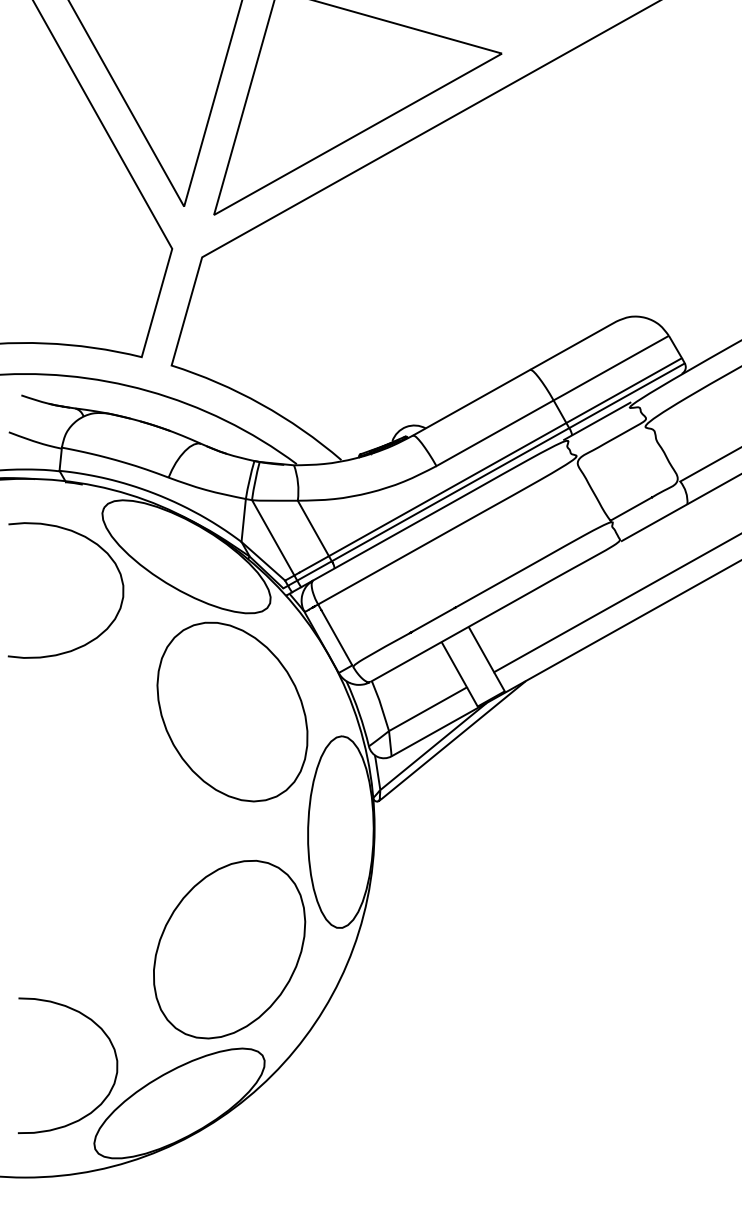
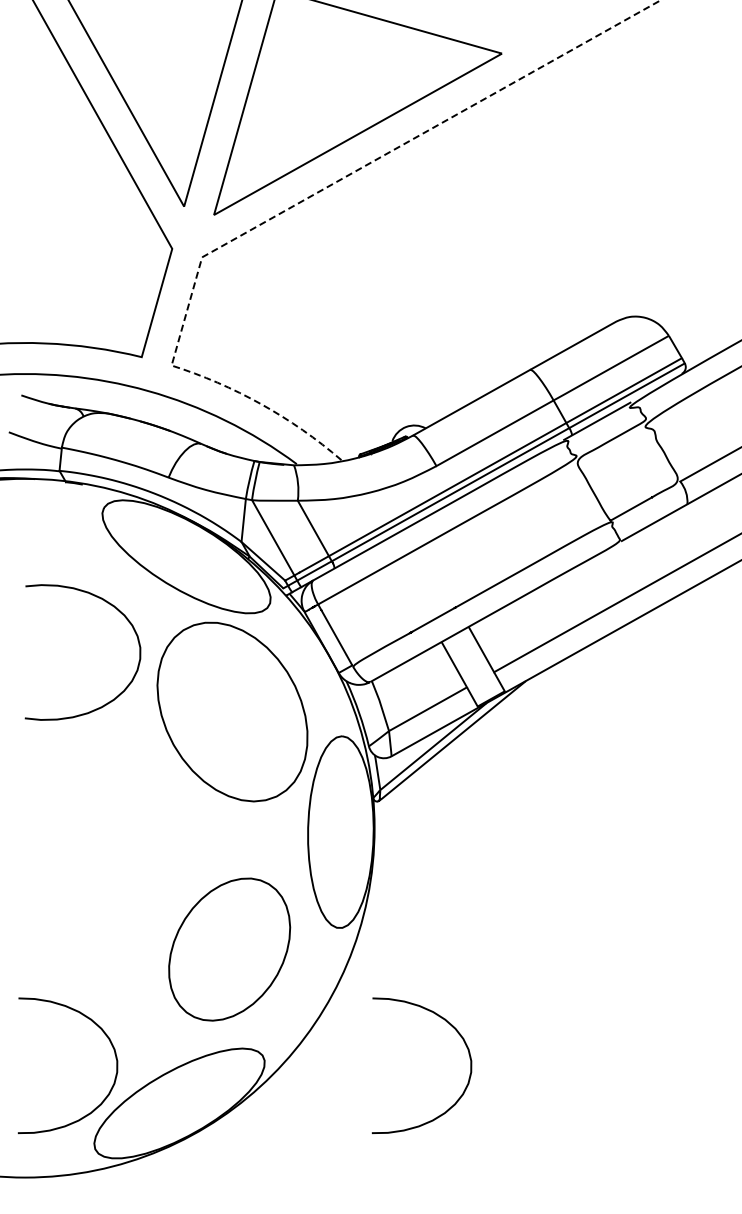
line: solid -> dashed (284, 211)
curve position: (103, 551) -> (120, 613) (120, 613)
part size: 154x181 px -> 124x145 px (229, 949)
curve: none -> present (457, 1033)
